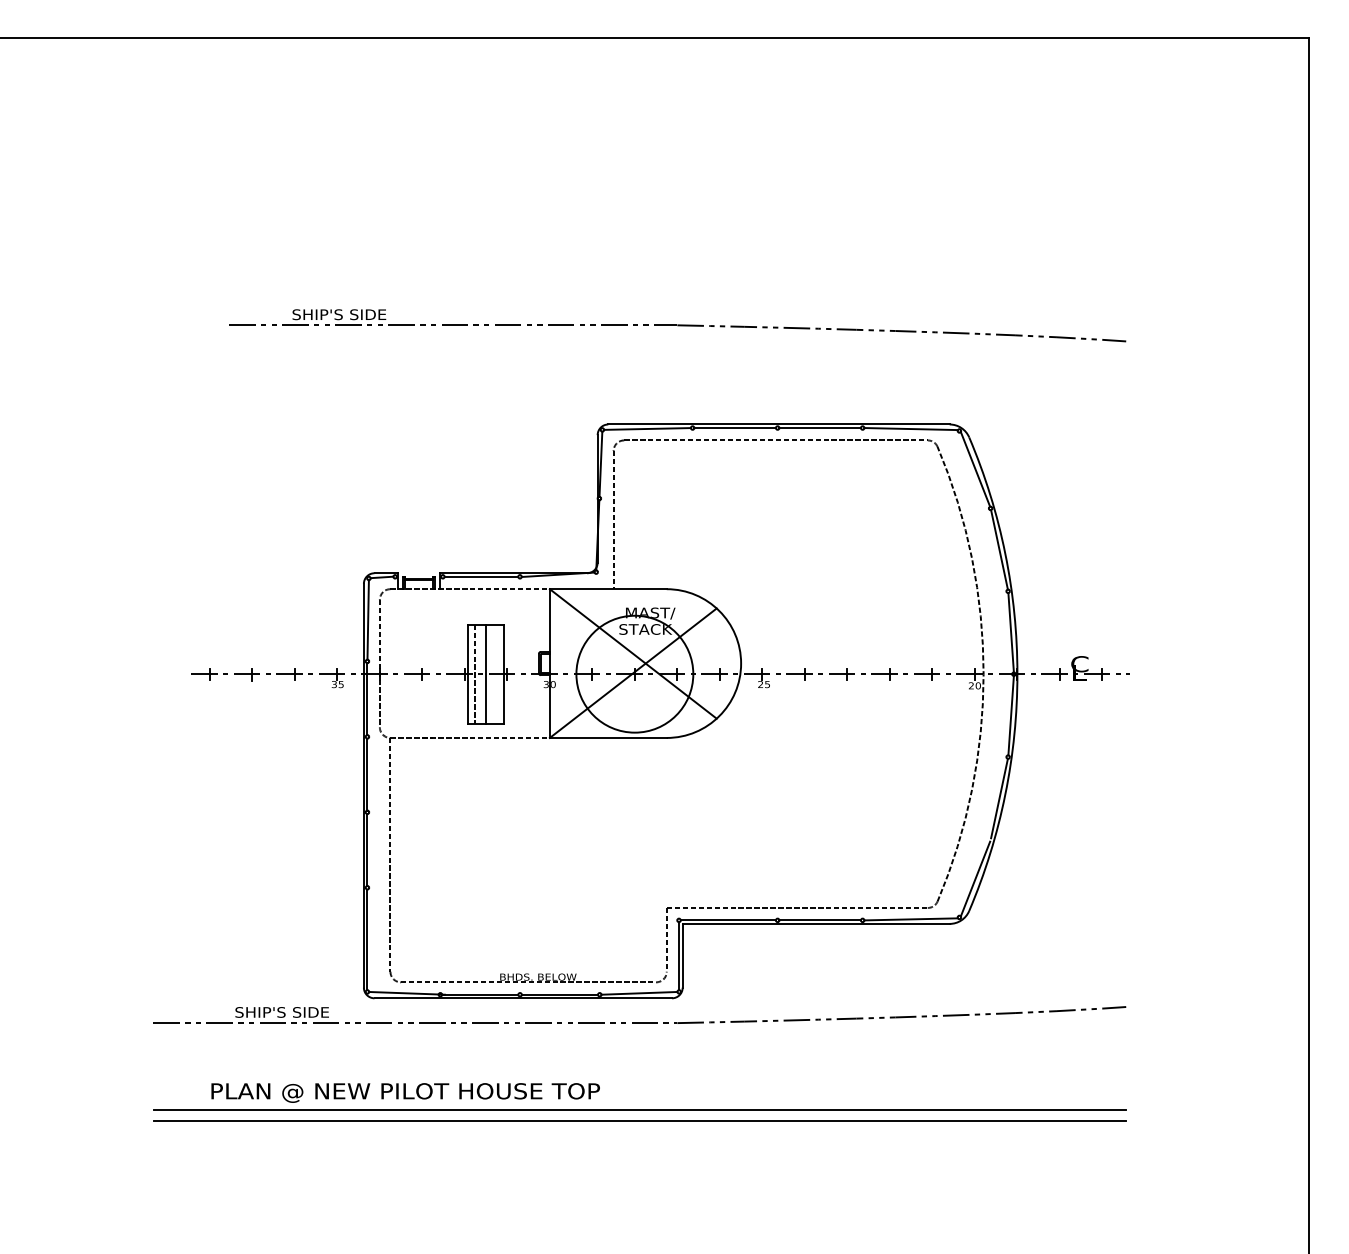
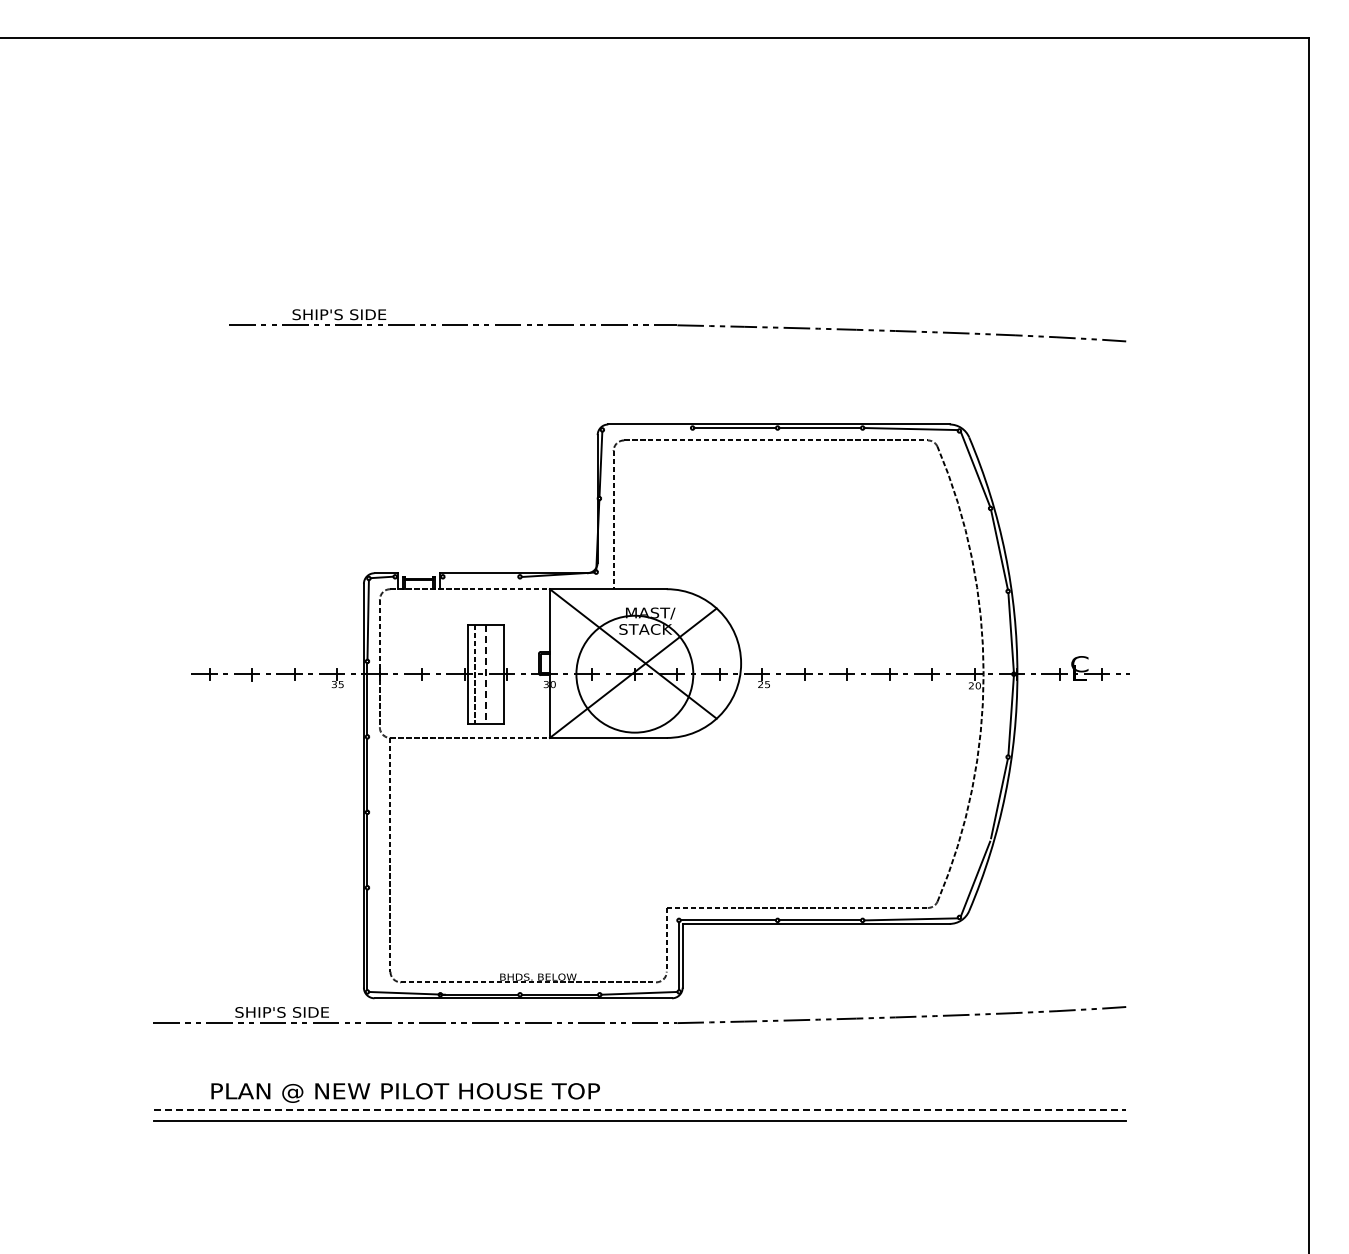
line: present -> none (647, 428)
line: present -> none (481, 576)
line: solid -> dashed (485, 674)
line: solid -> dashed (640, 1109)
